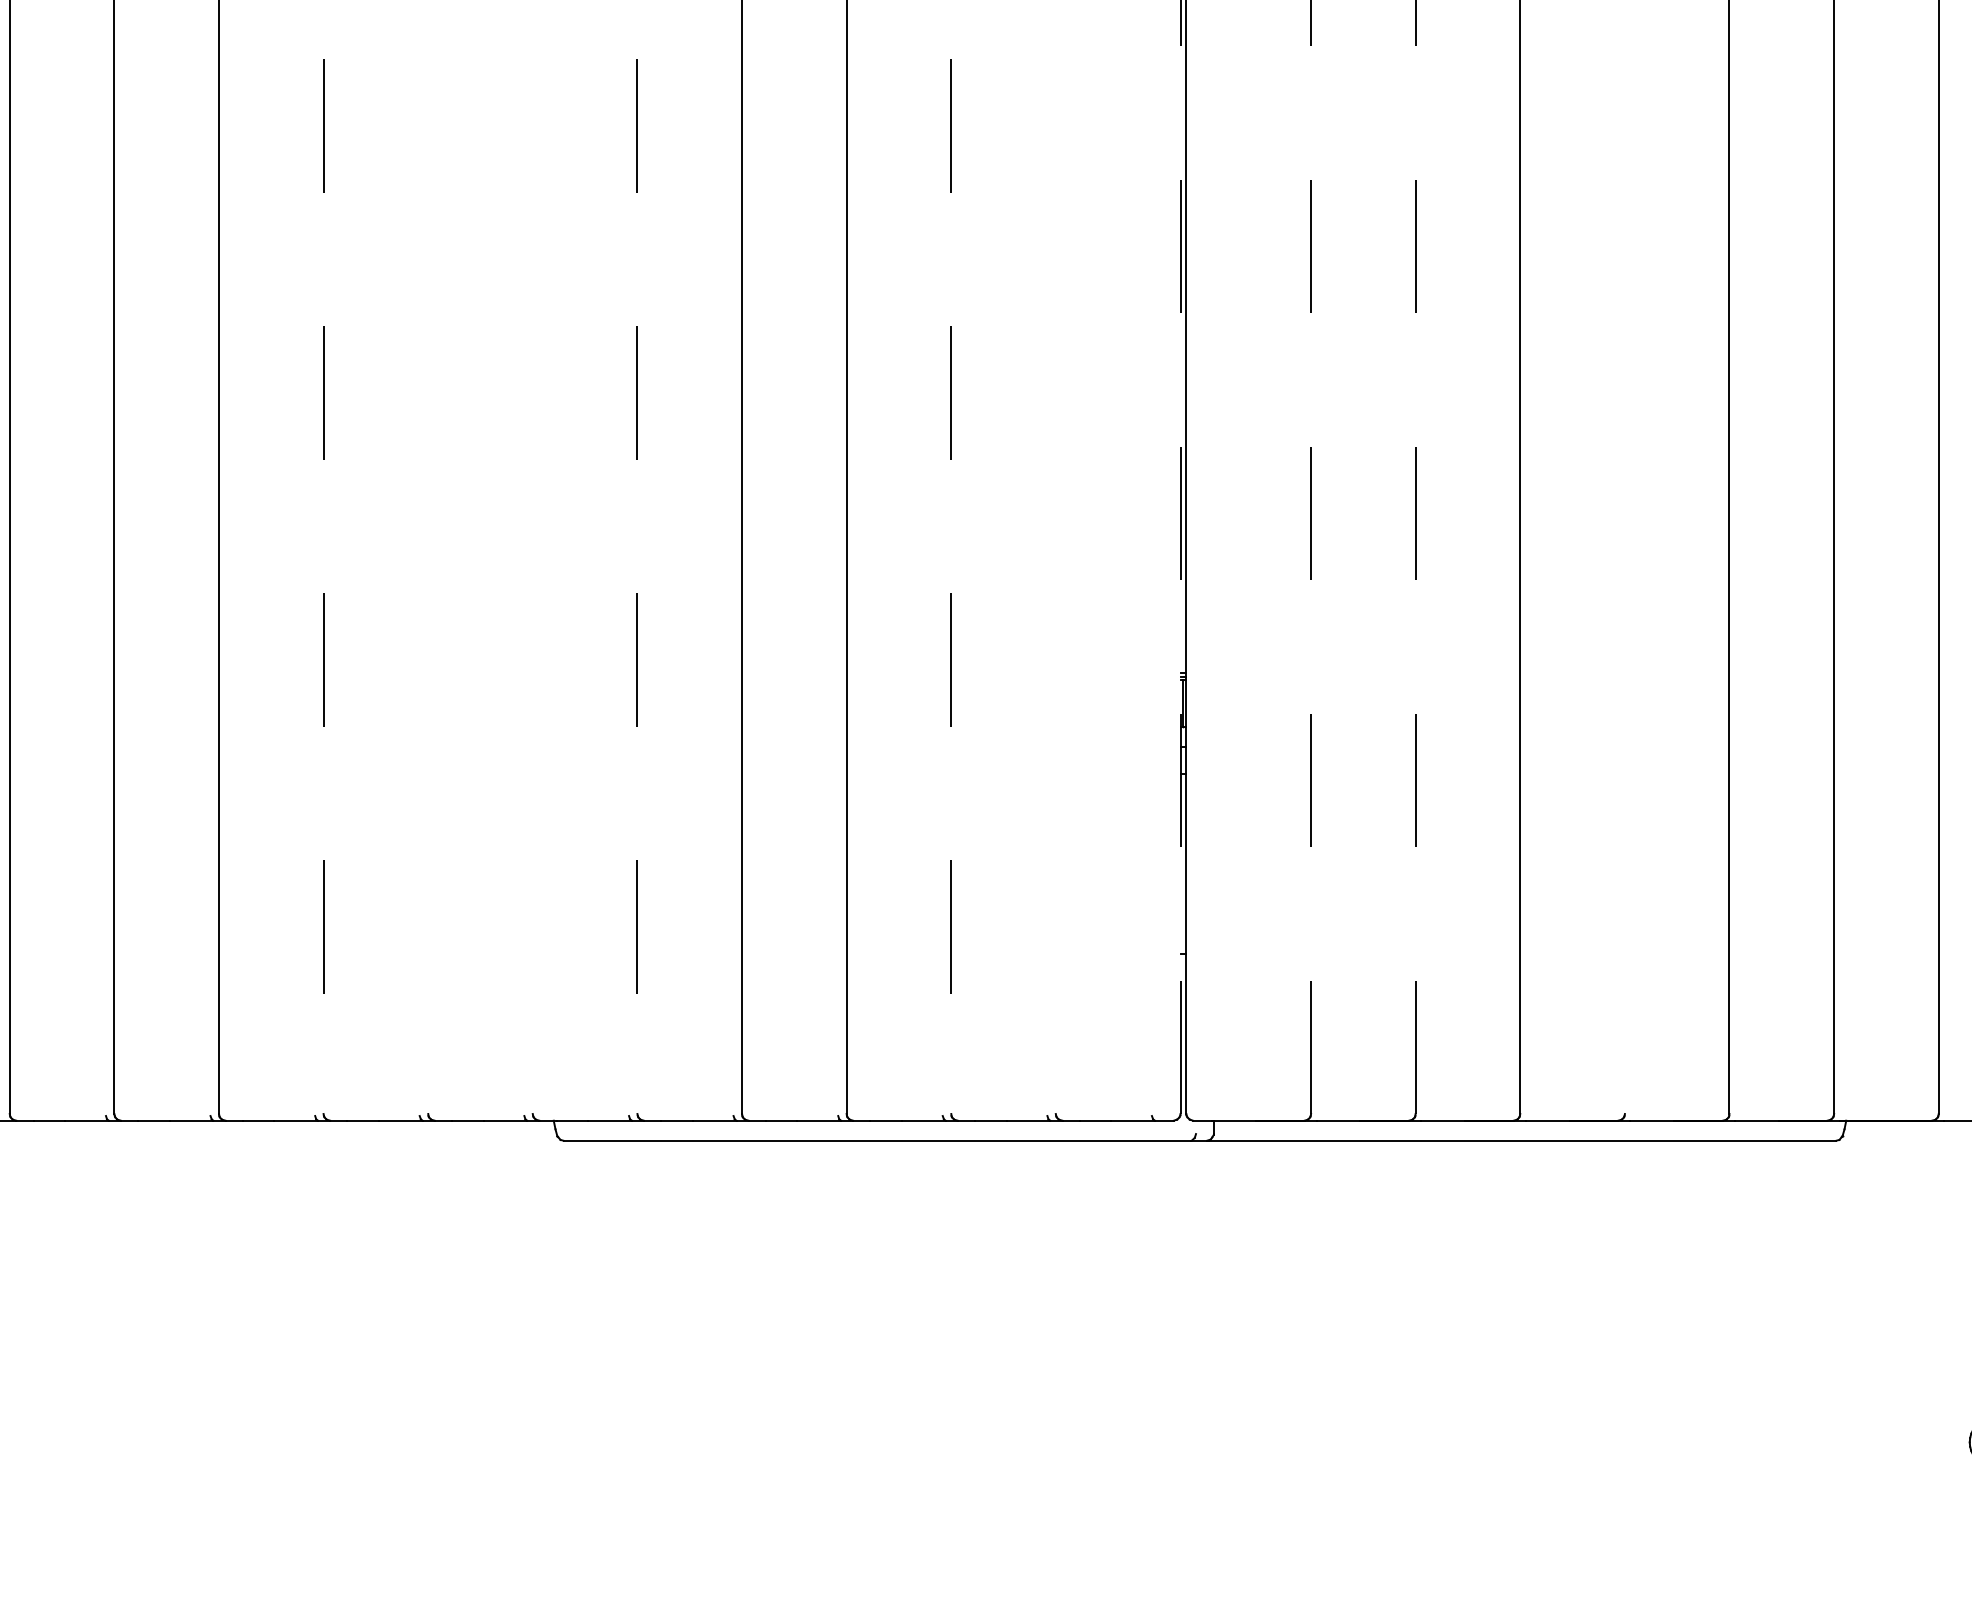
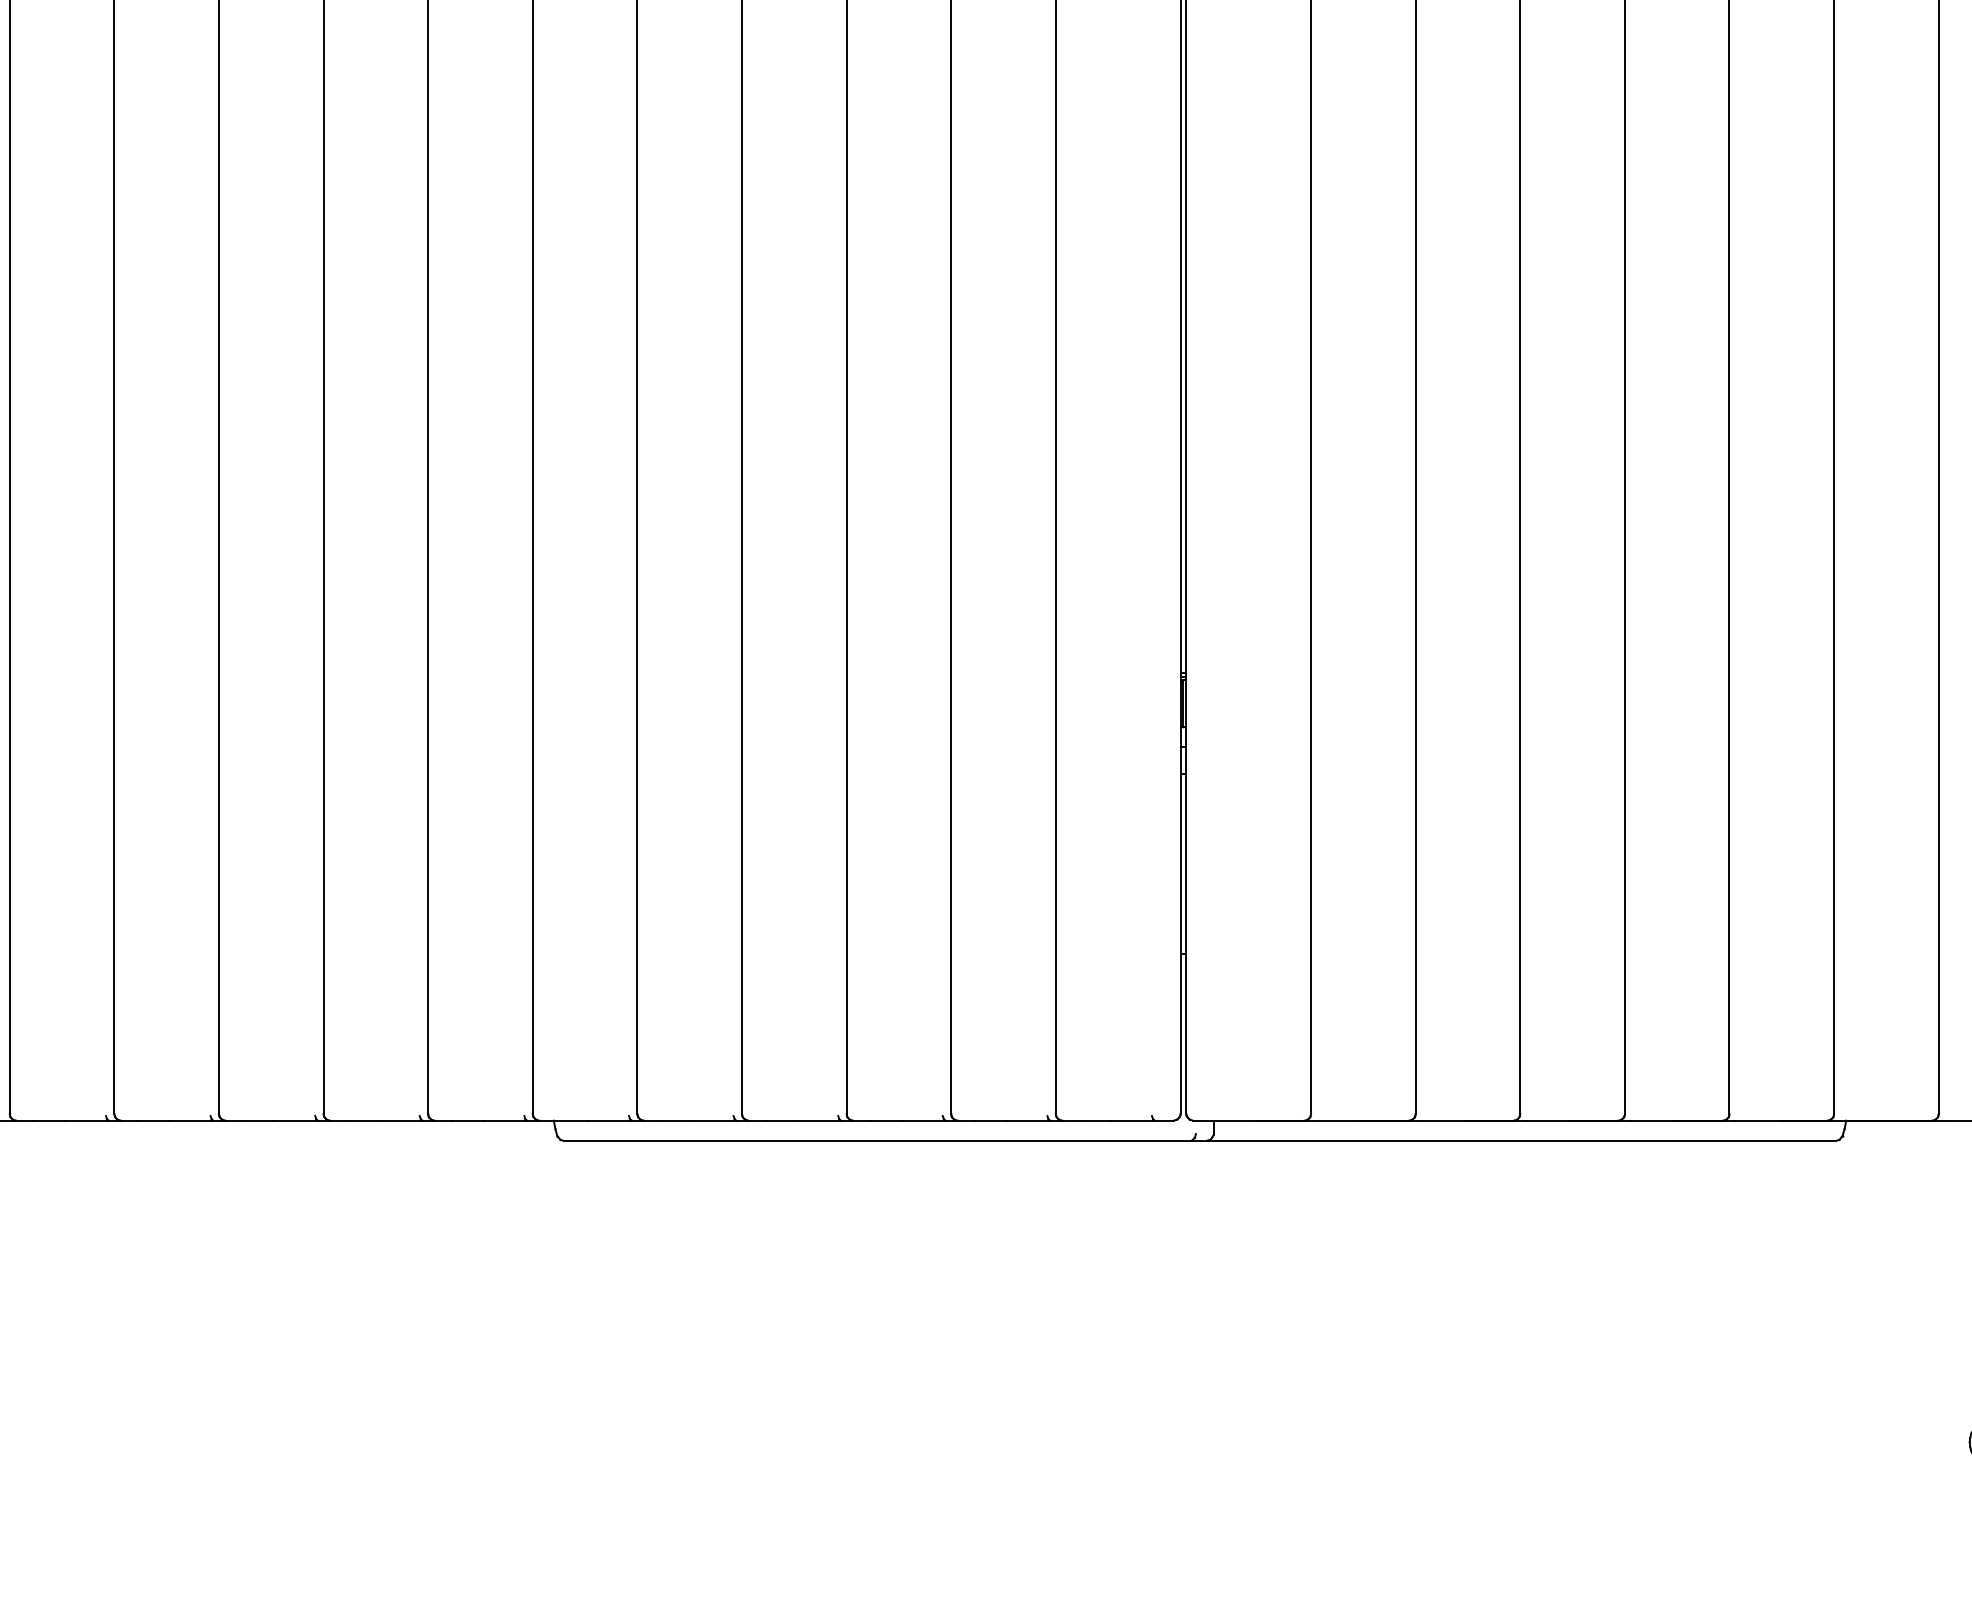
line: dashed -> solid (323, 557)
line: dashed -> solid (637, 557)
line: dashed -> solid (951, 557)
line: dashed -> solid (1180, 557)
line: dashed -> solid (1311, 557)
line: dashed -> solid (1415, 557)
line: none -> present (428, 558)
line: none -> present (532, 558)
line: none -> present (1055, 558)
line: none -> present (1624, 558)
